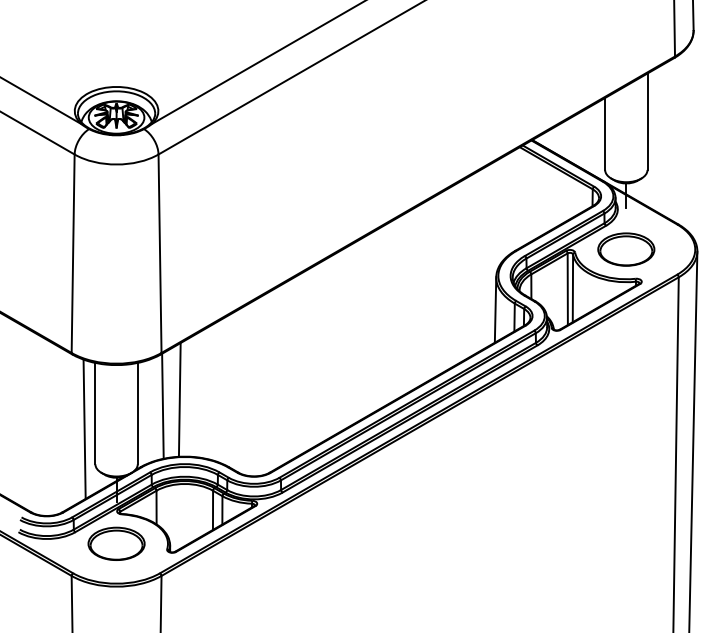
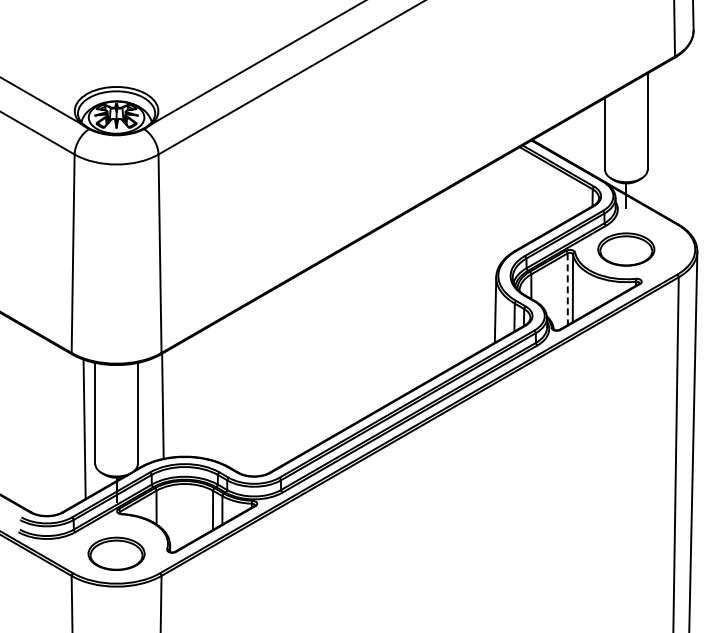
line: solid -> dashed (567, 289)
line: present -> none (179, 399)
part position: (116, 543) -> (116, 553) (116, 553)
